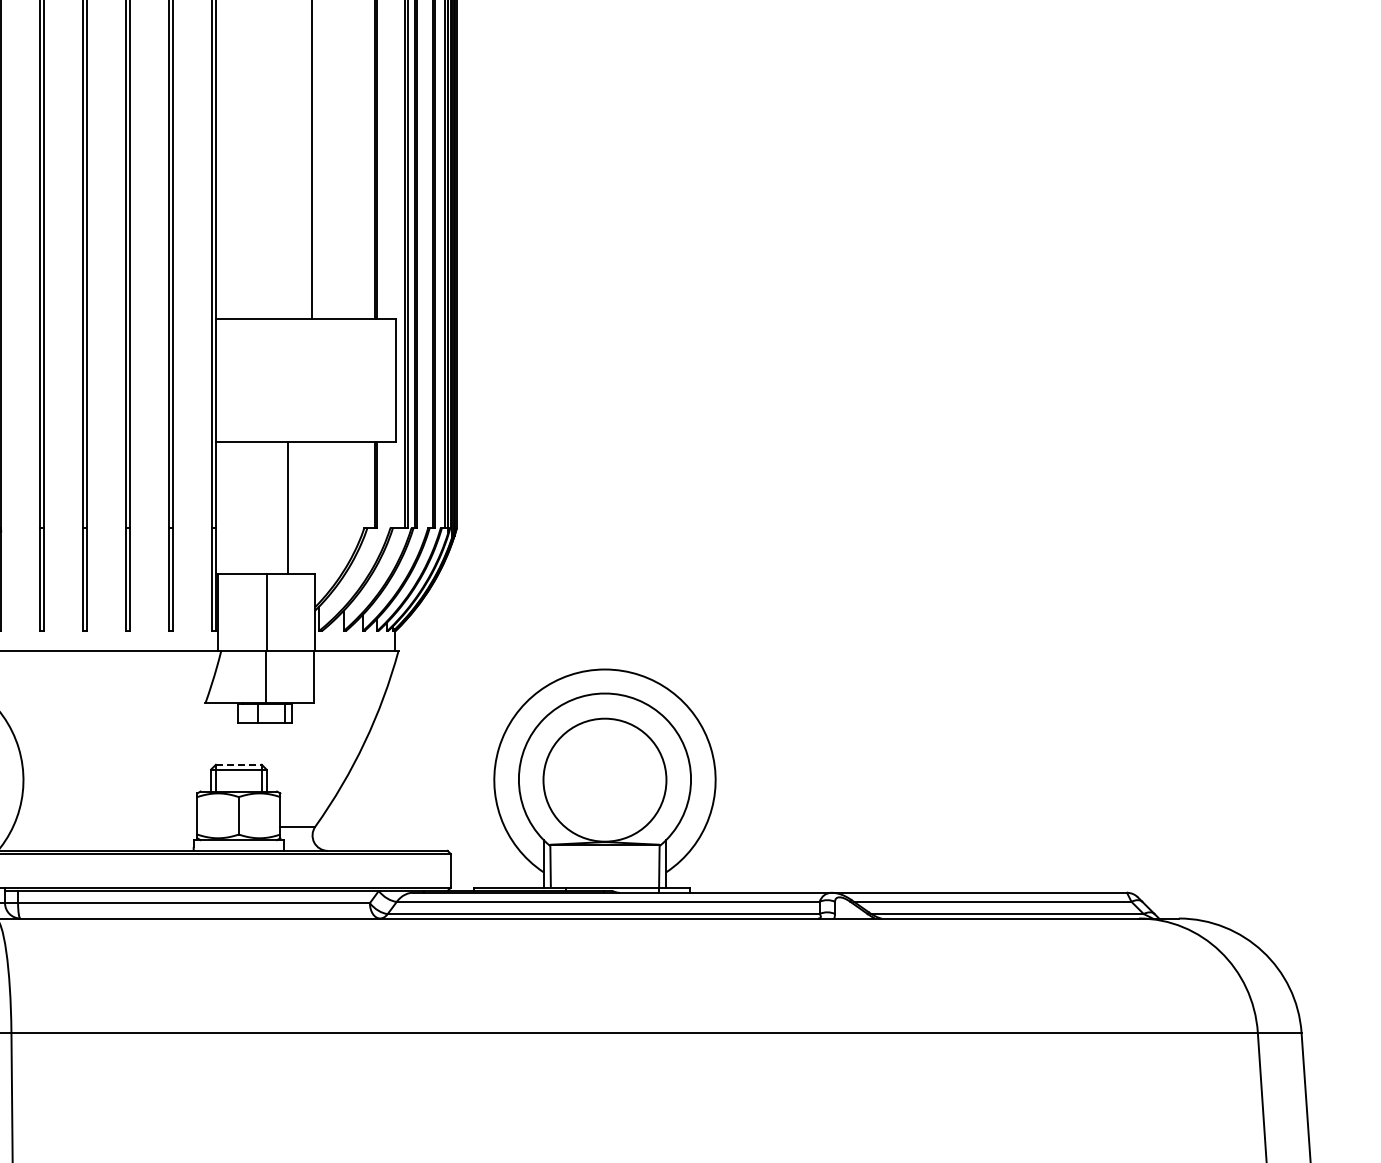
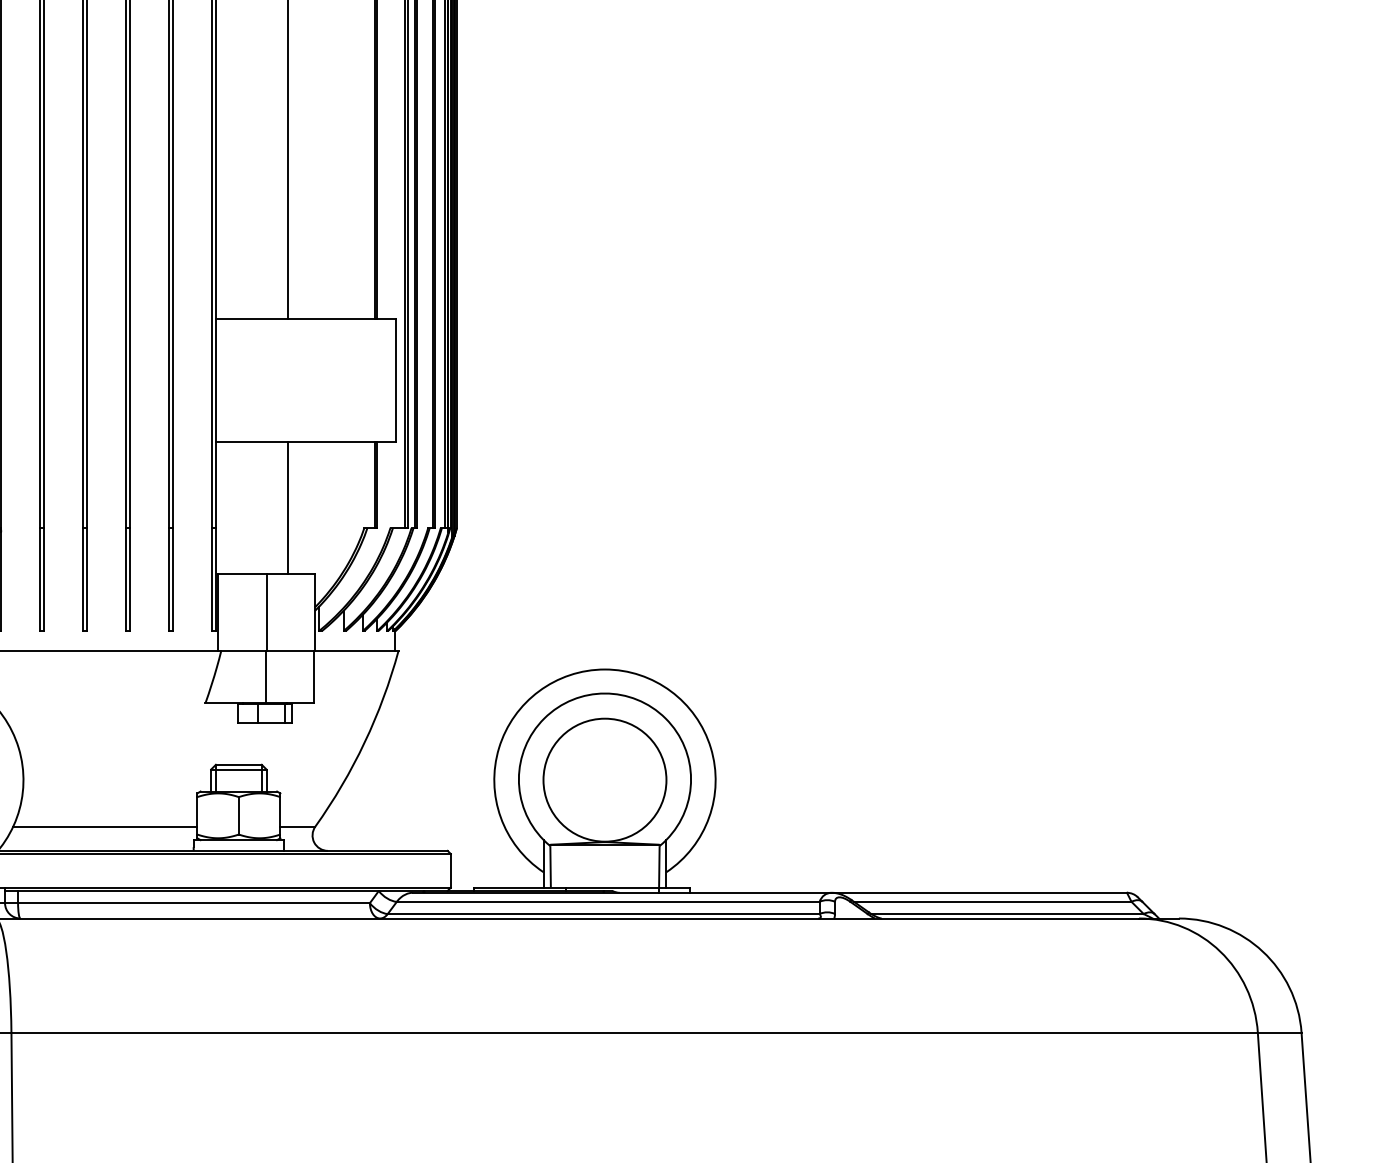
line position: (312, 160) -> (288, 160) (288, 160)
line: dashed -> solid (238, 764)
line: none -> present (105, 826)
